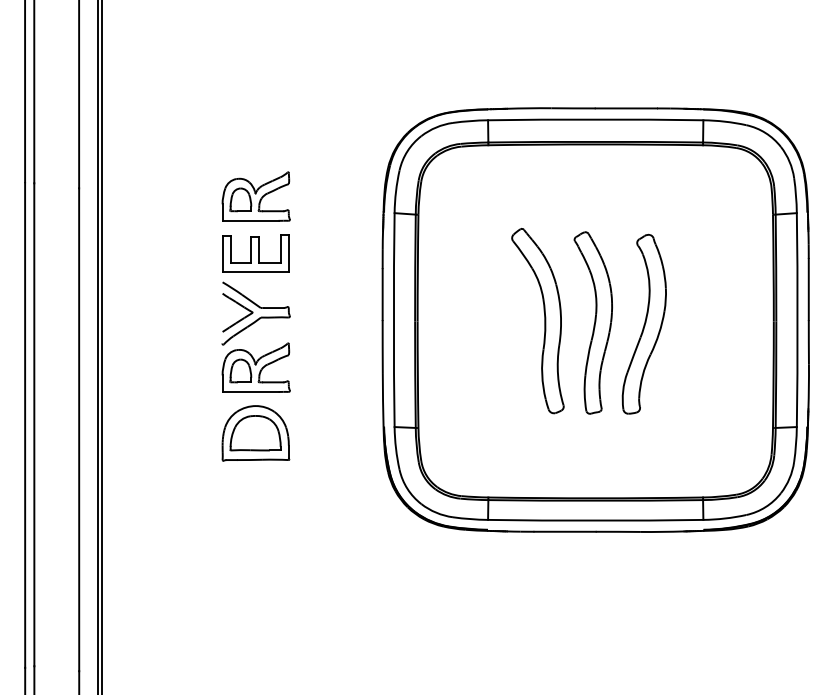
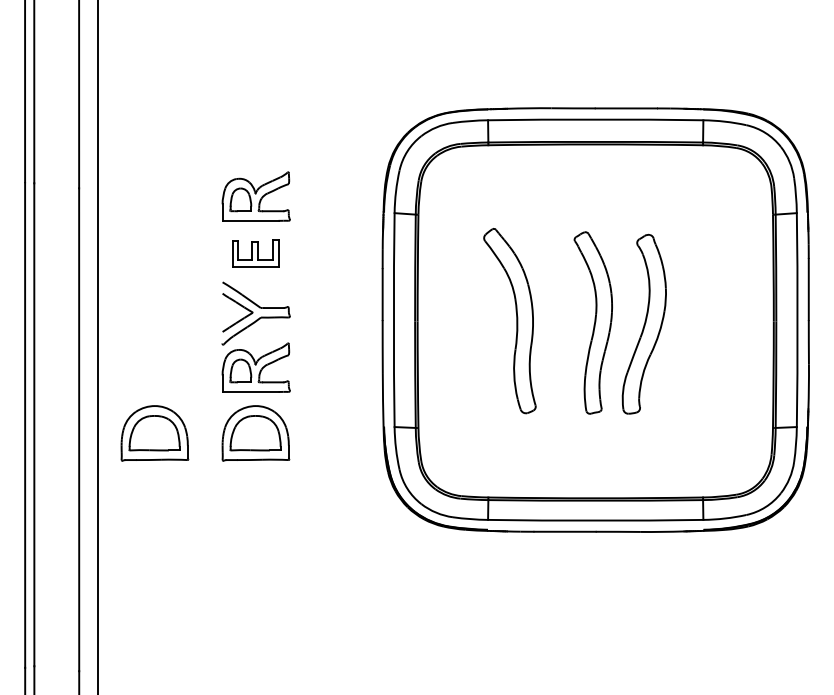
part size: 68x39 px -> 48x29 px (255, 253)
part position: (544, 321) -> (516, 321) (516, 321)
line: present -> none (102, 346)
part: none -> present (154, 433)
